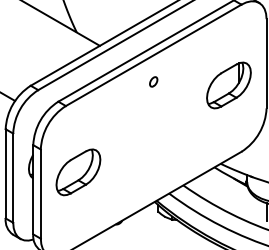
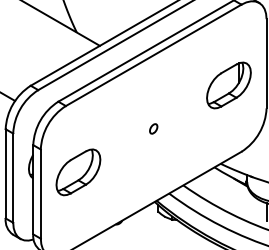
part position: (153, 81) -> (153, 128) (153, 128)
